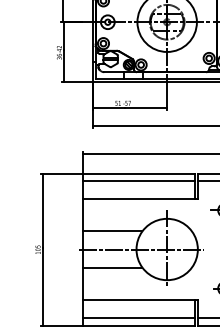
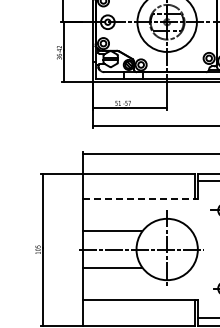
line: present -> none (138, 180)
line: solid -> dashed (140, 198)
line: present -> none (138, 318)
